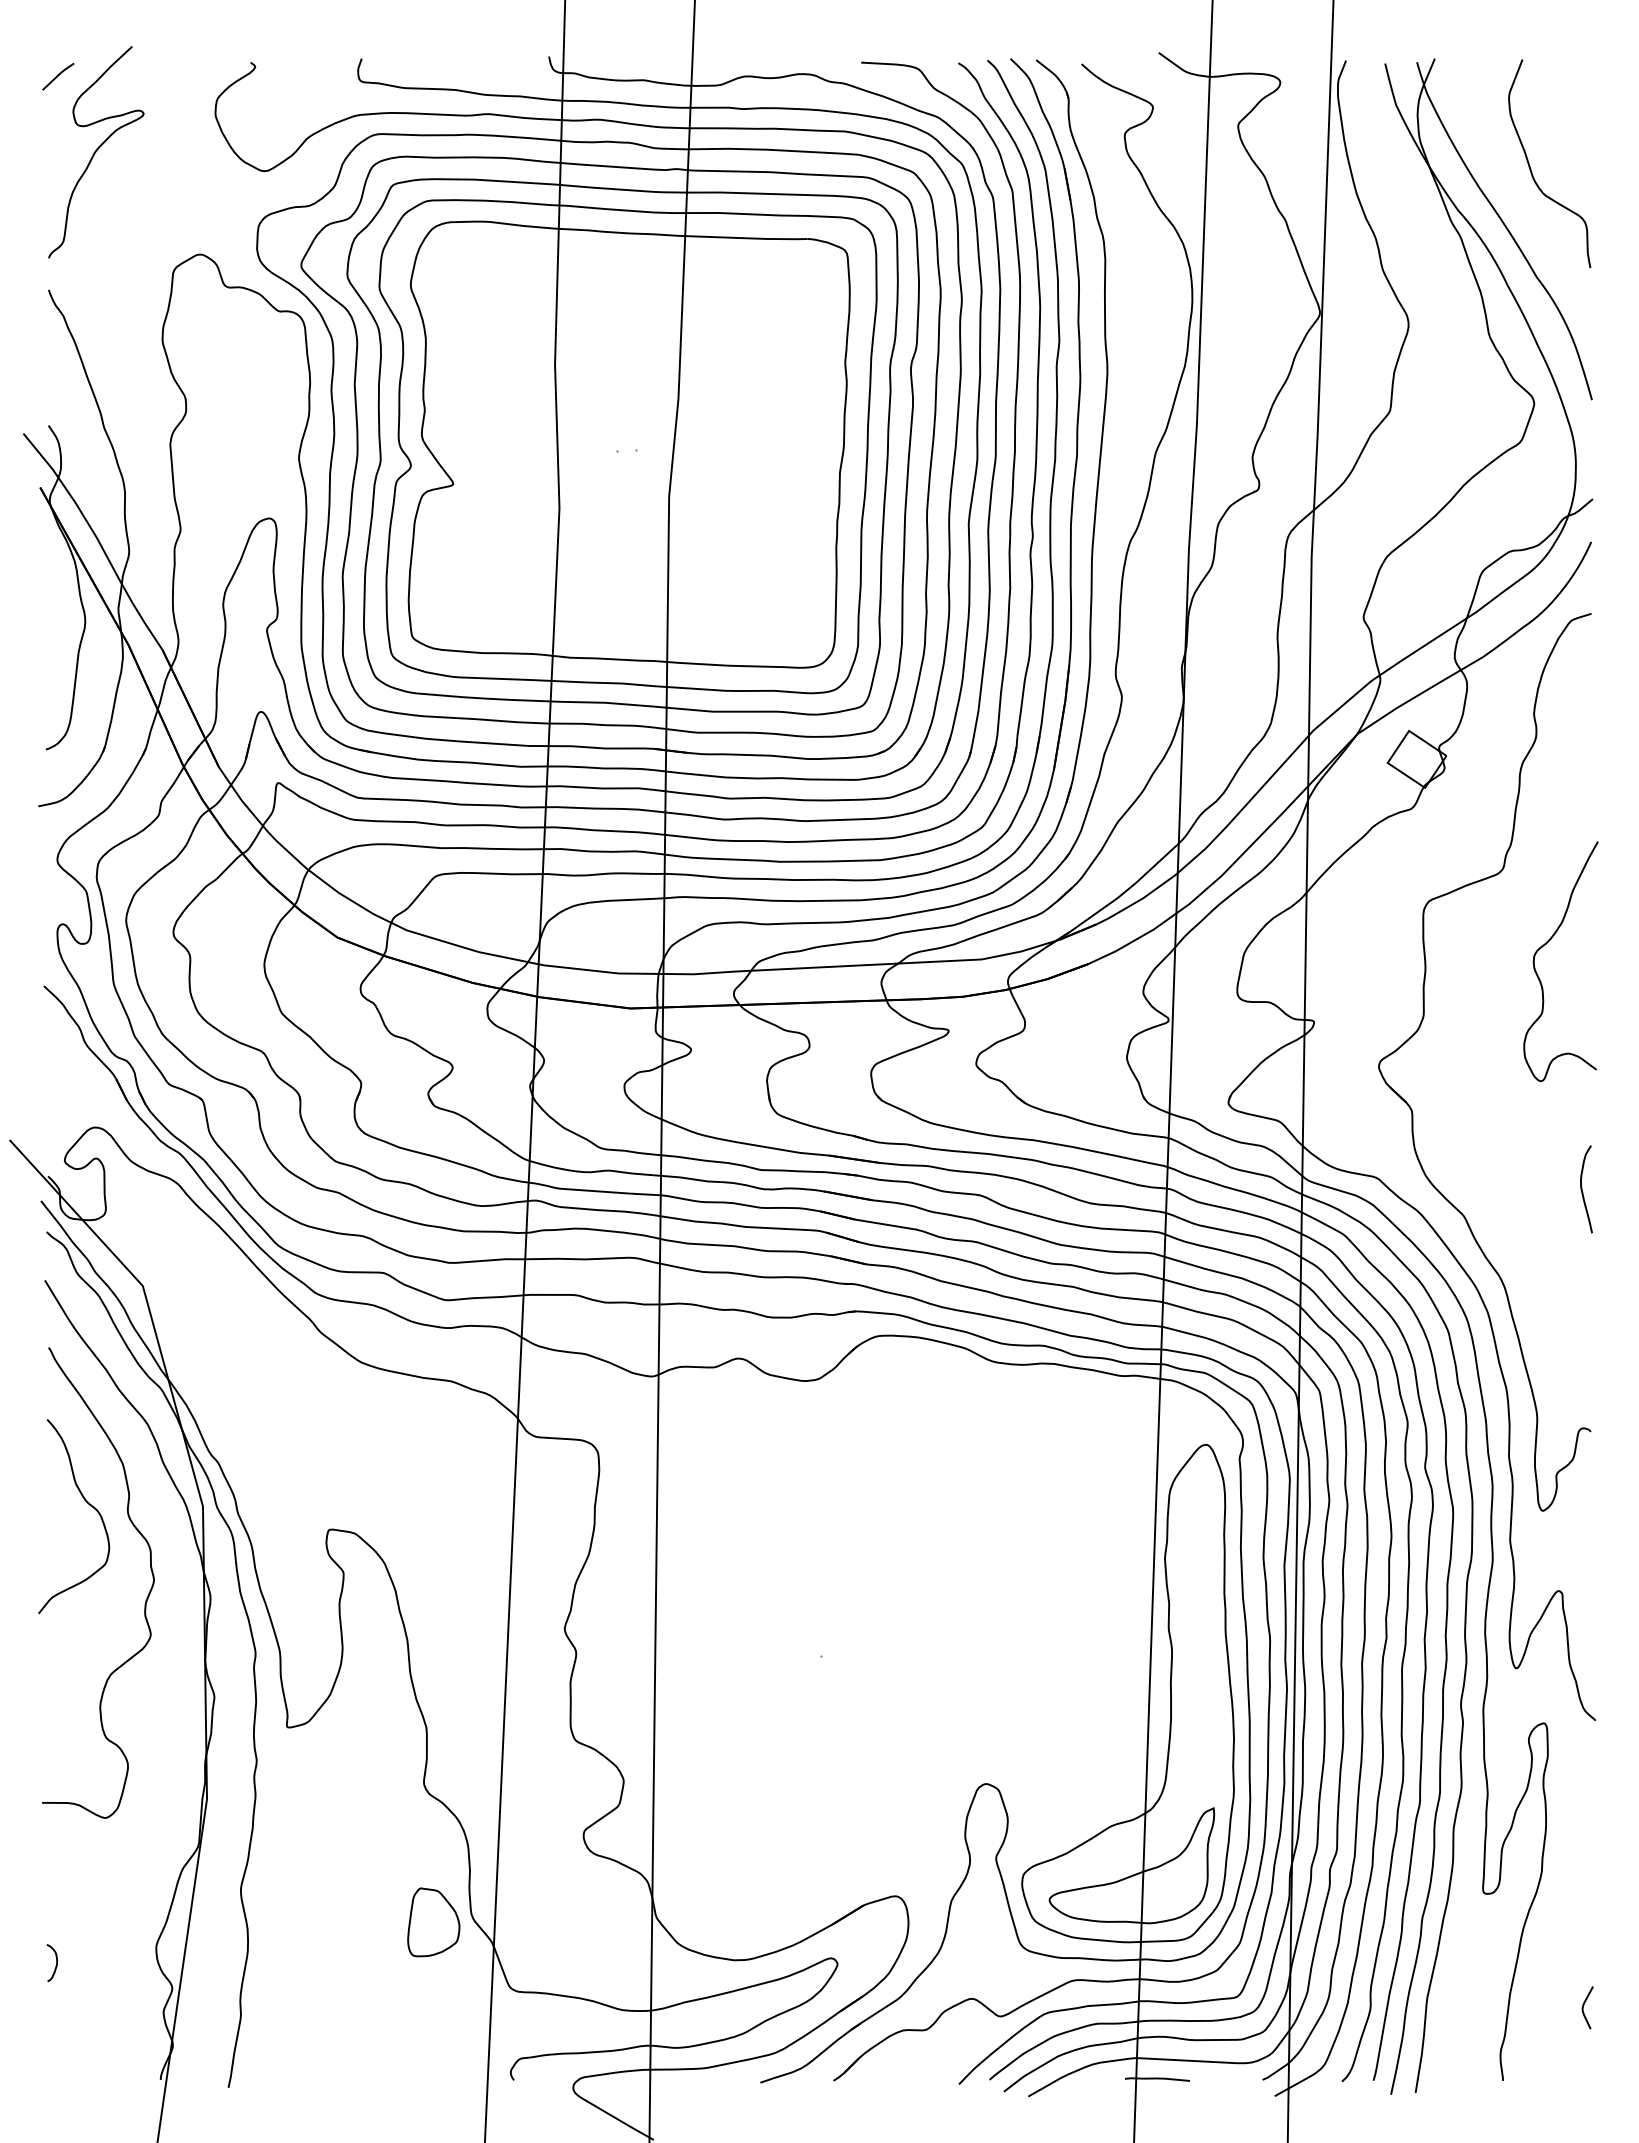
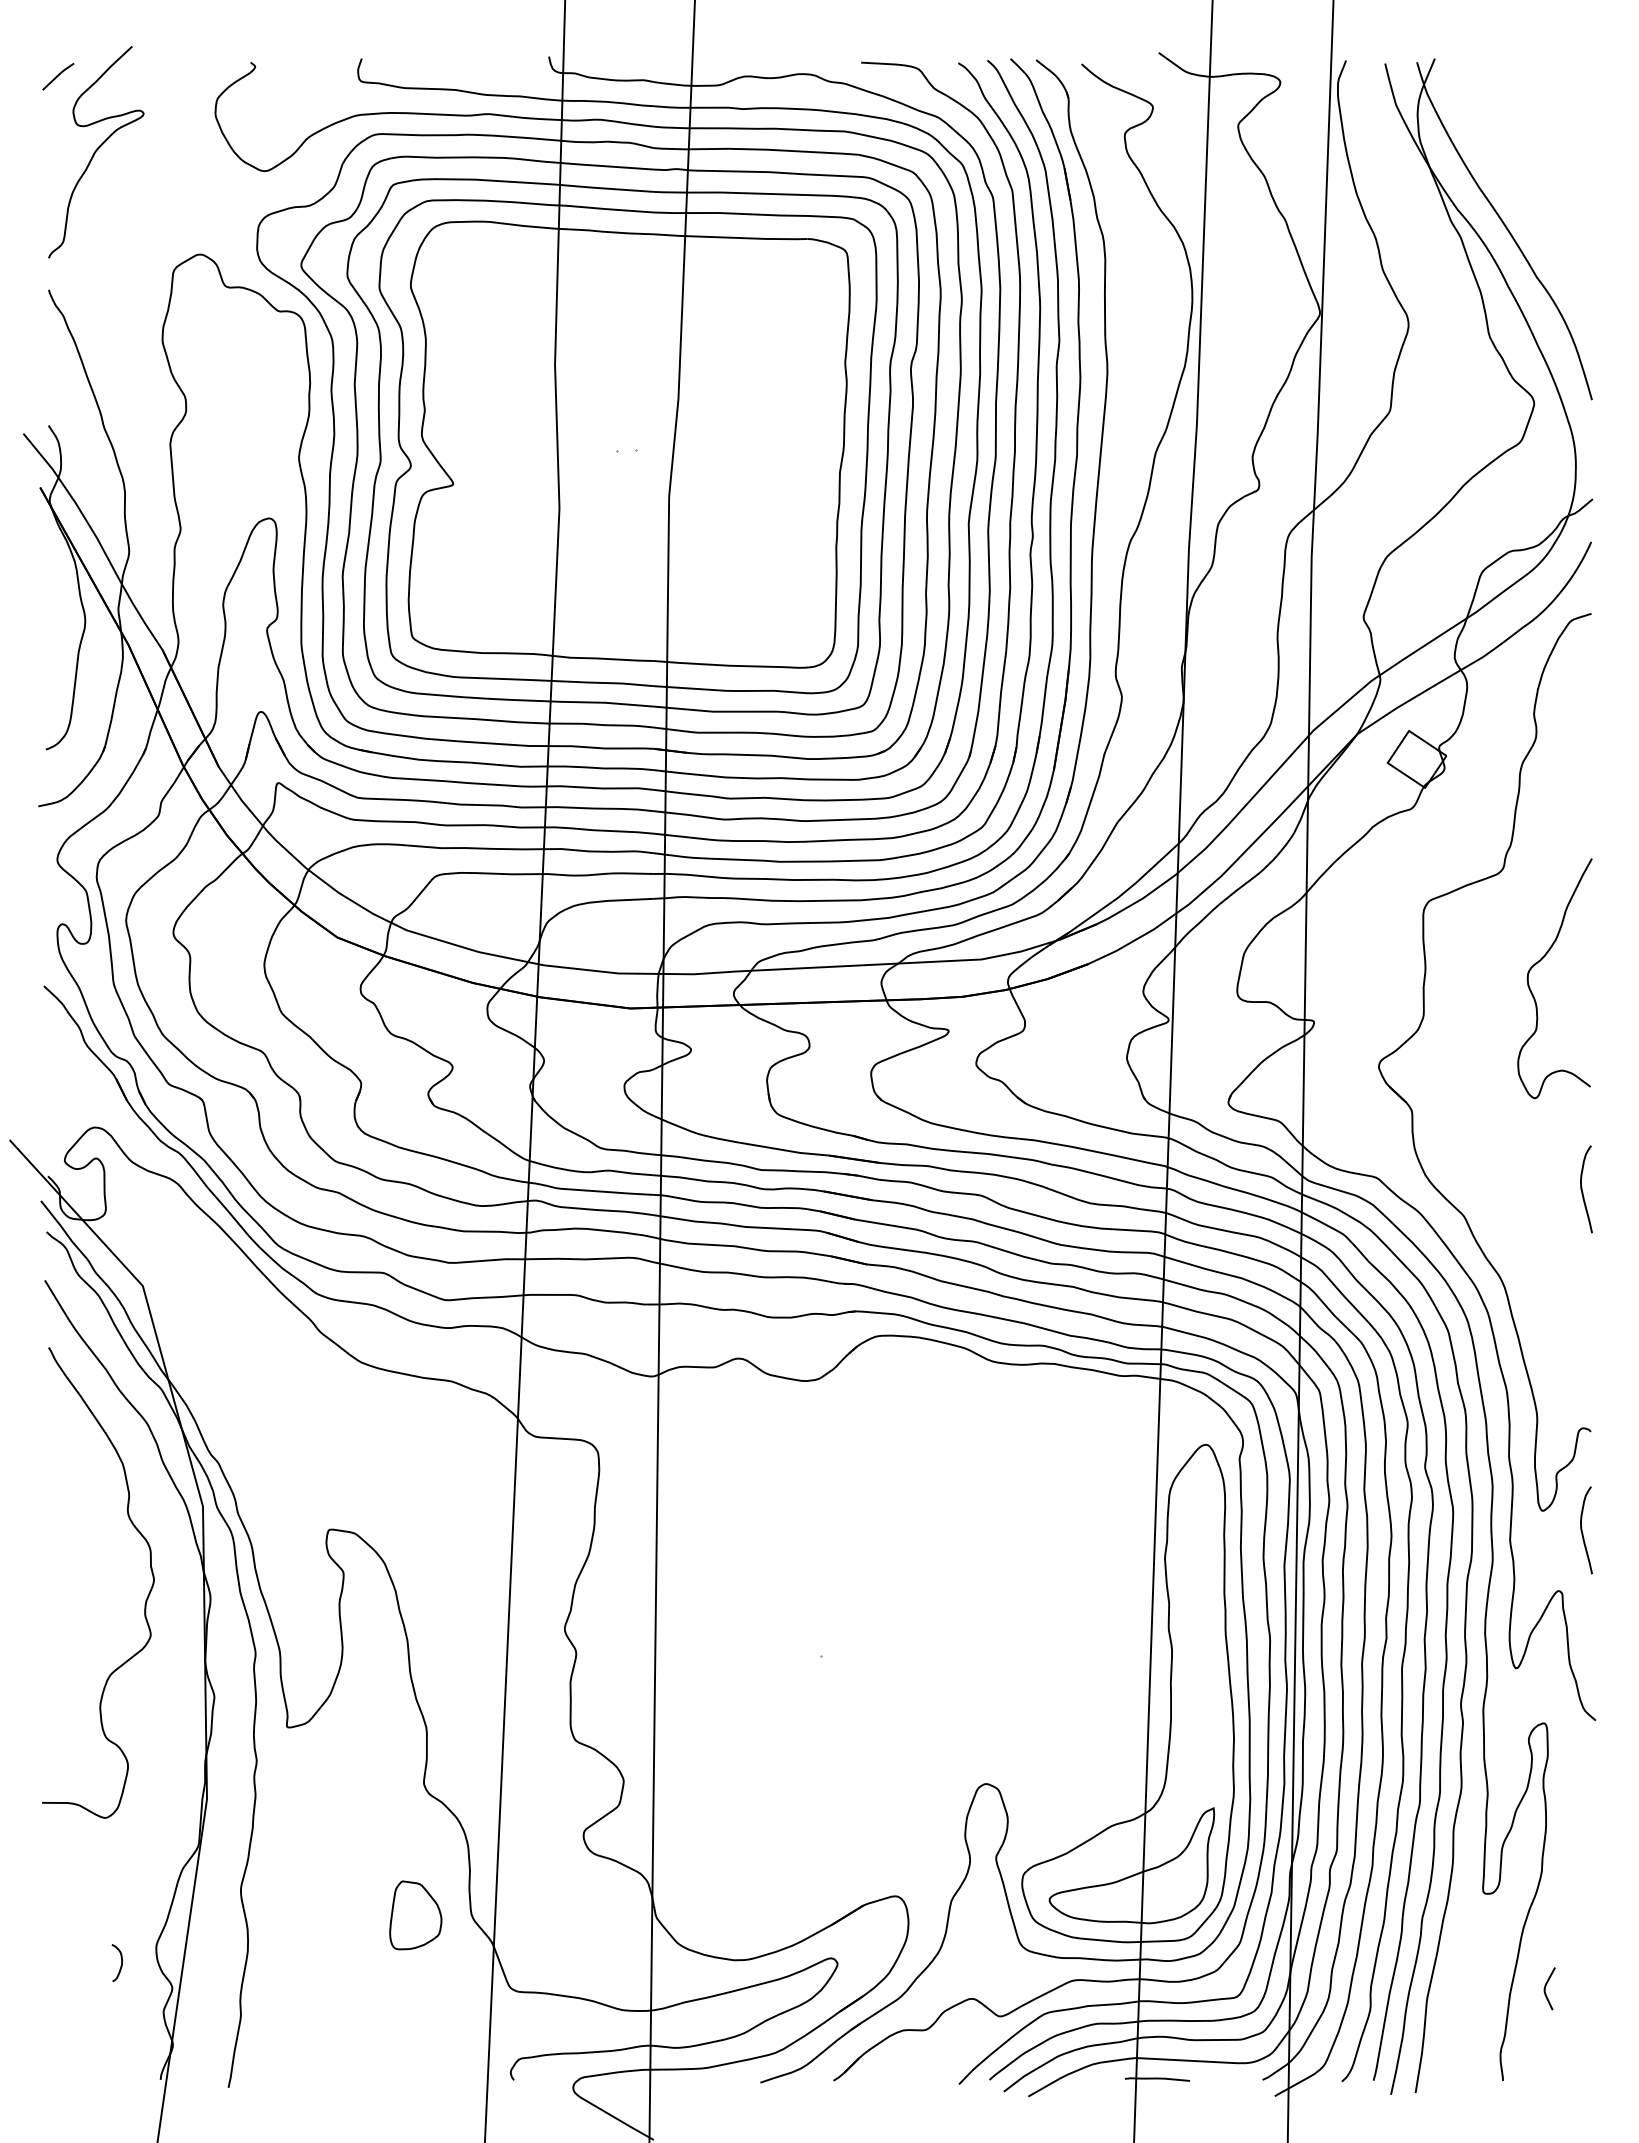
curve: present -> none (1531, 169)
curve position: (1545, 945) -> (1539, 962) (1539, 962)
curve: present -> none (87, 1503)
curve: none -> present (1582, 1530)
part position: (433, 1922) -> (415, 1915) (415, 1915)
curve position: (55, 1965) -> (120, 1965) (120, 1965)
curve position: (1584, 2005) -> (1546, 1986) (1546, 1986)
